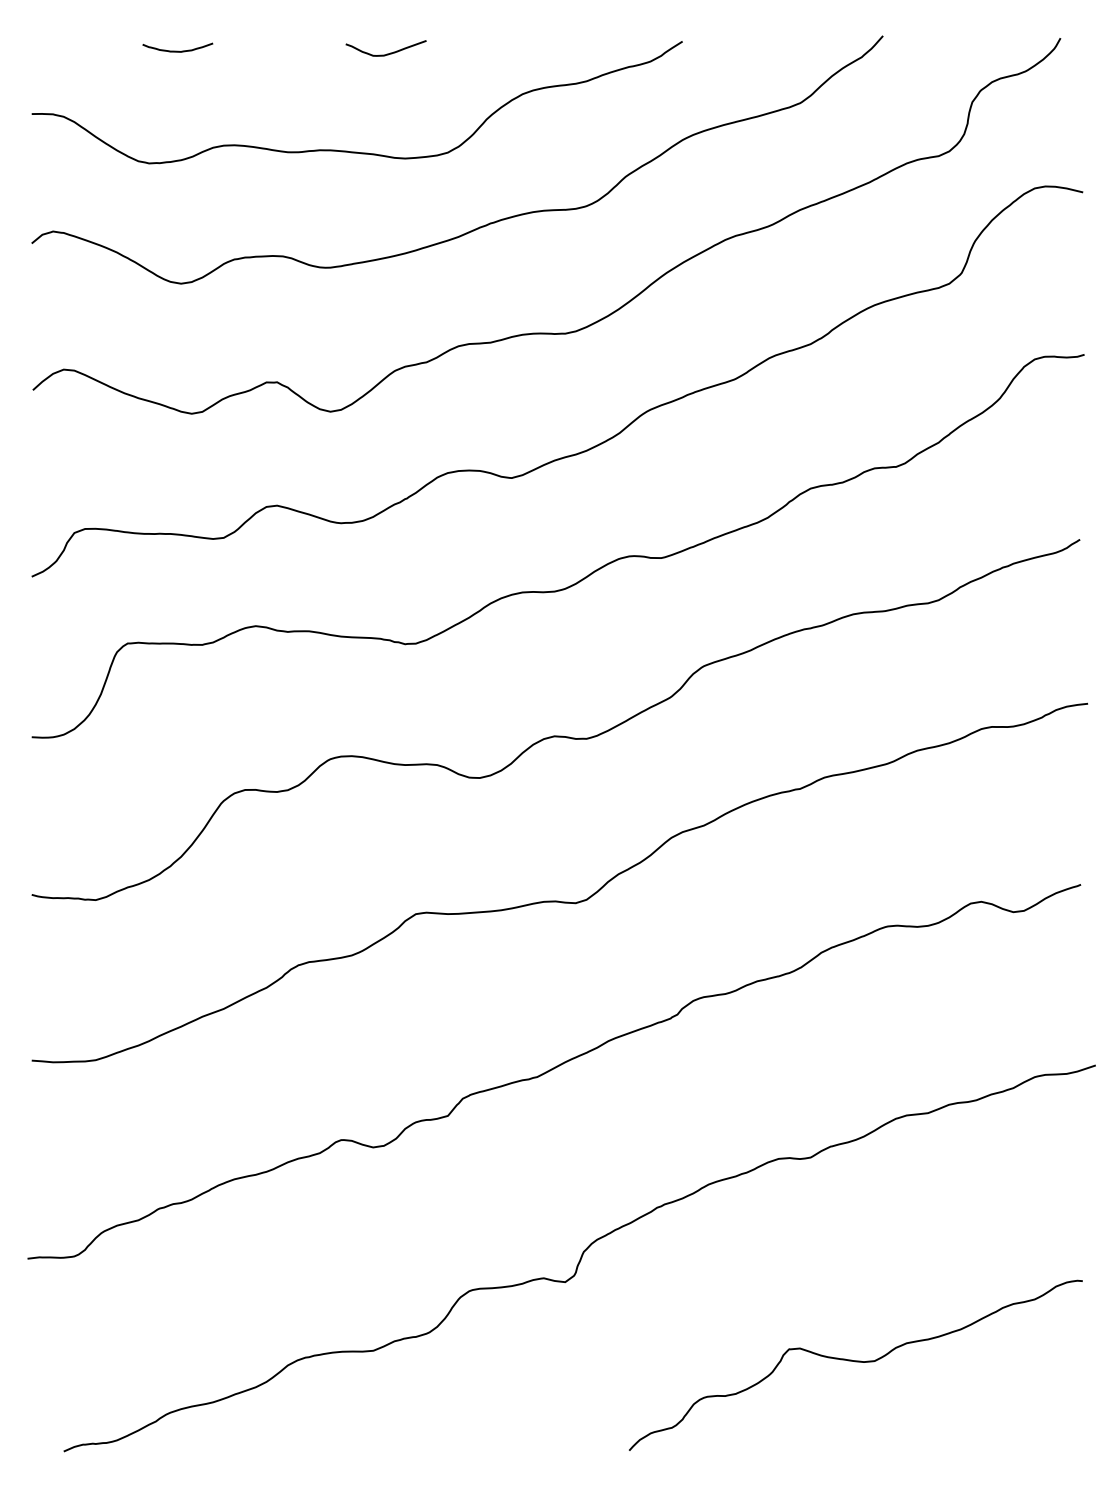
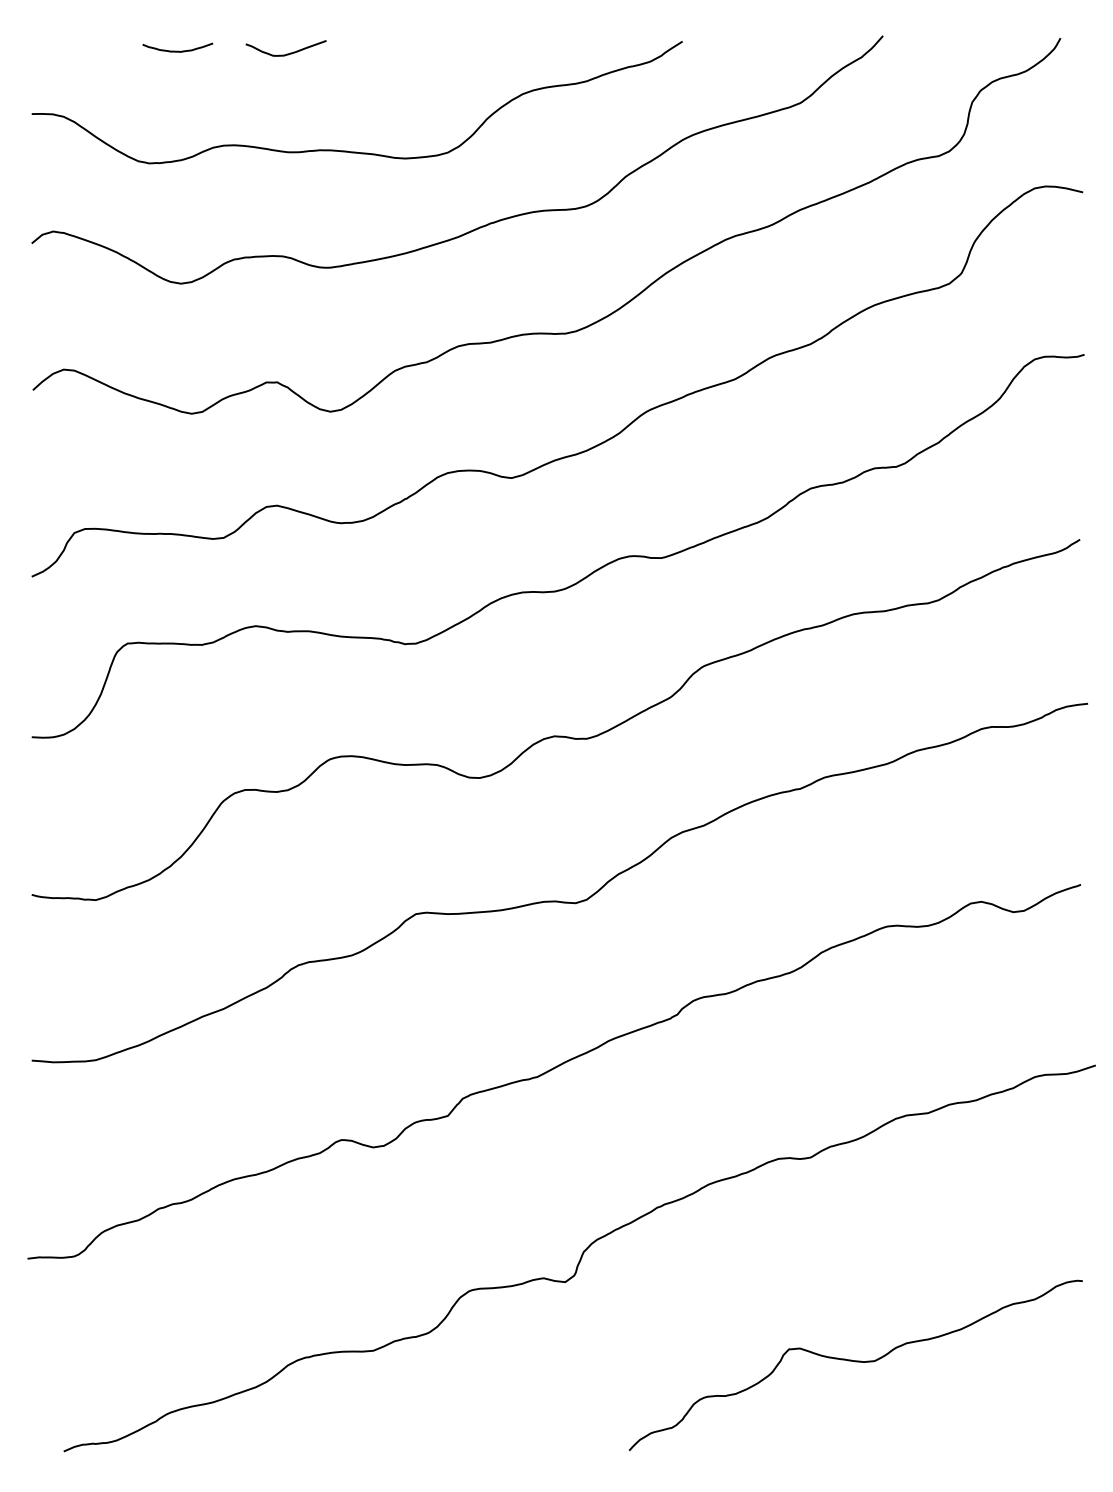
curve position: (386, 53) -> (286, 53) (286, 53)
